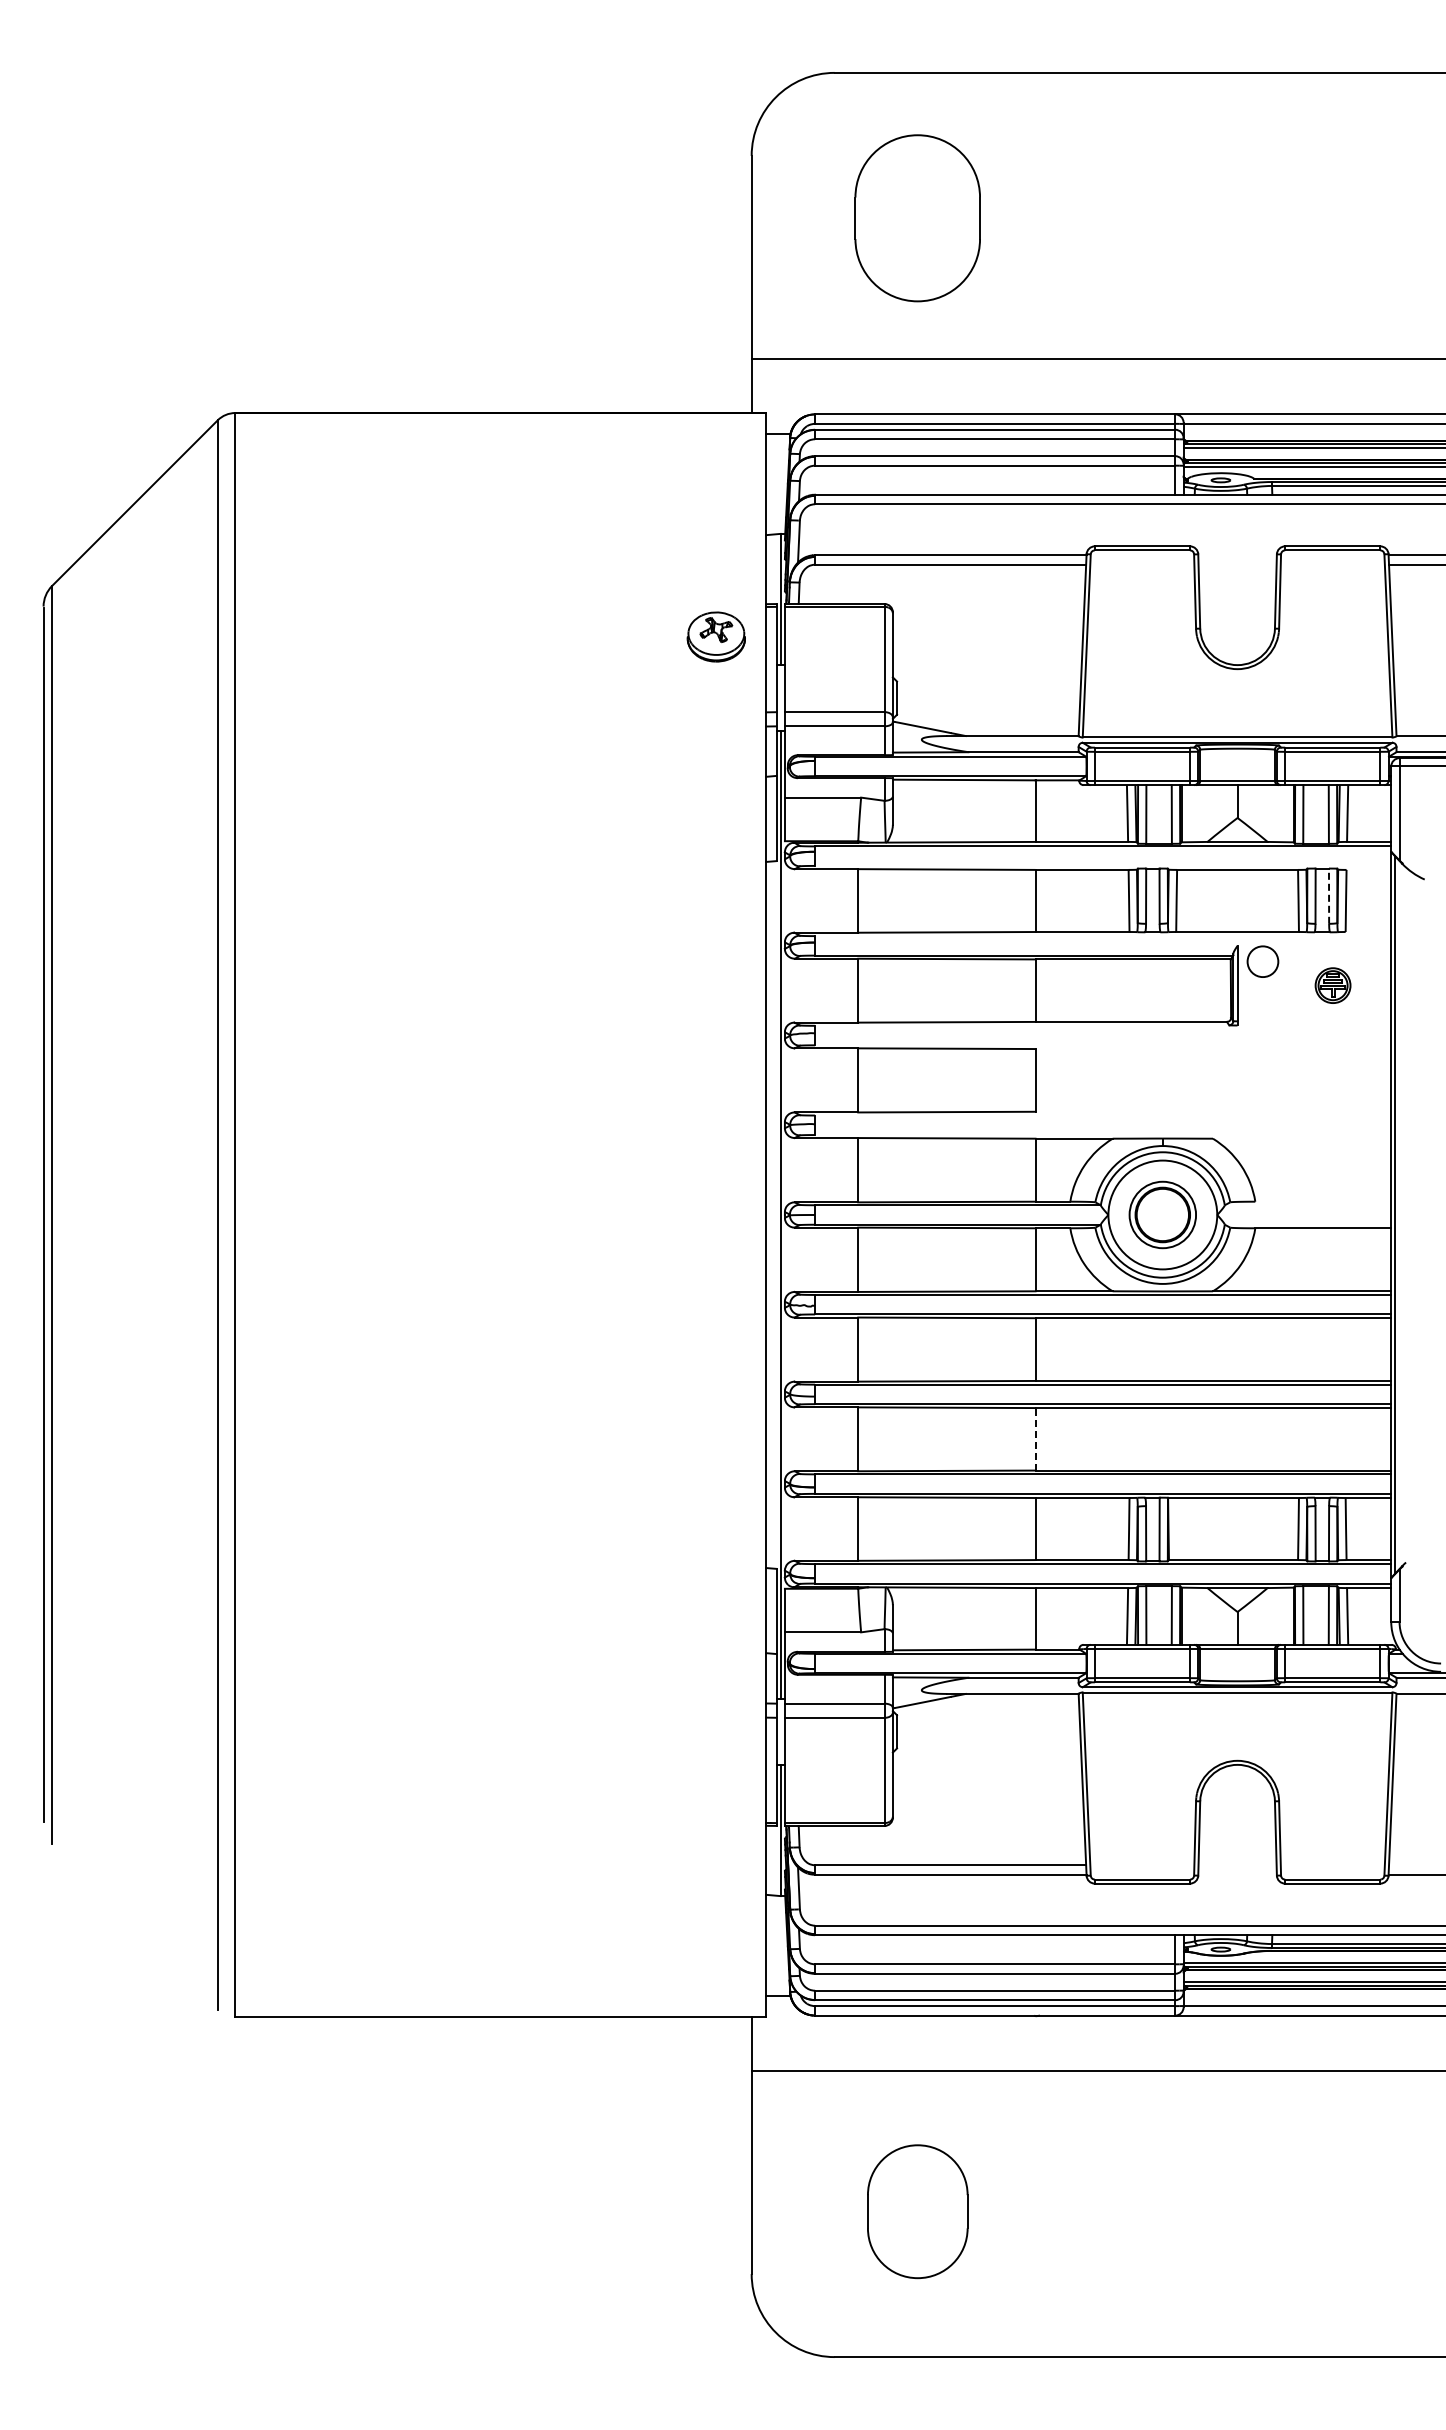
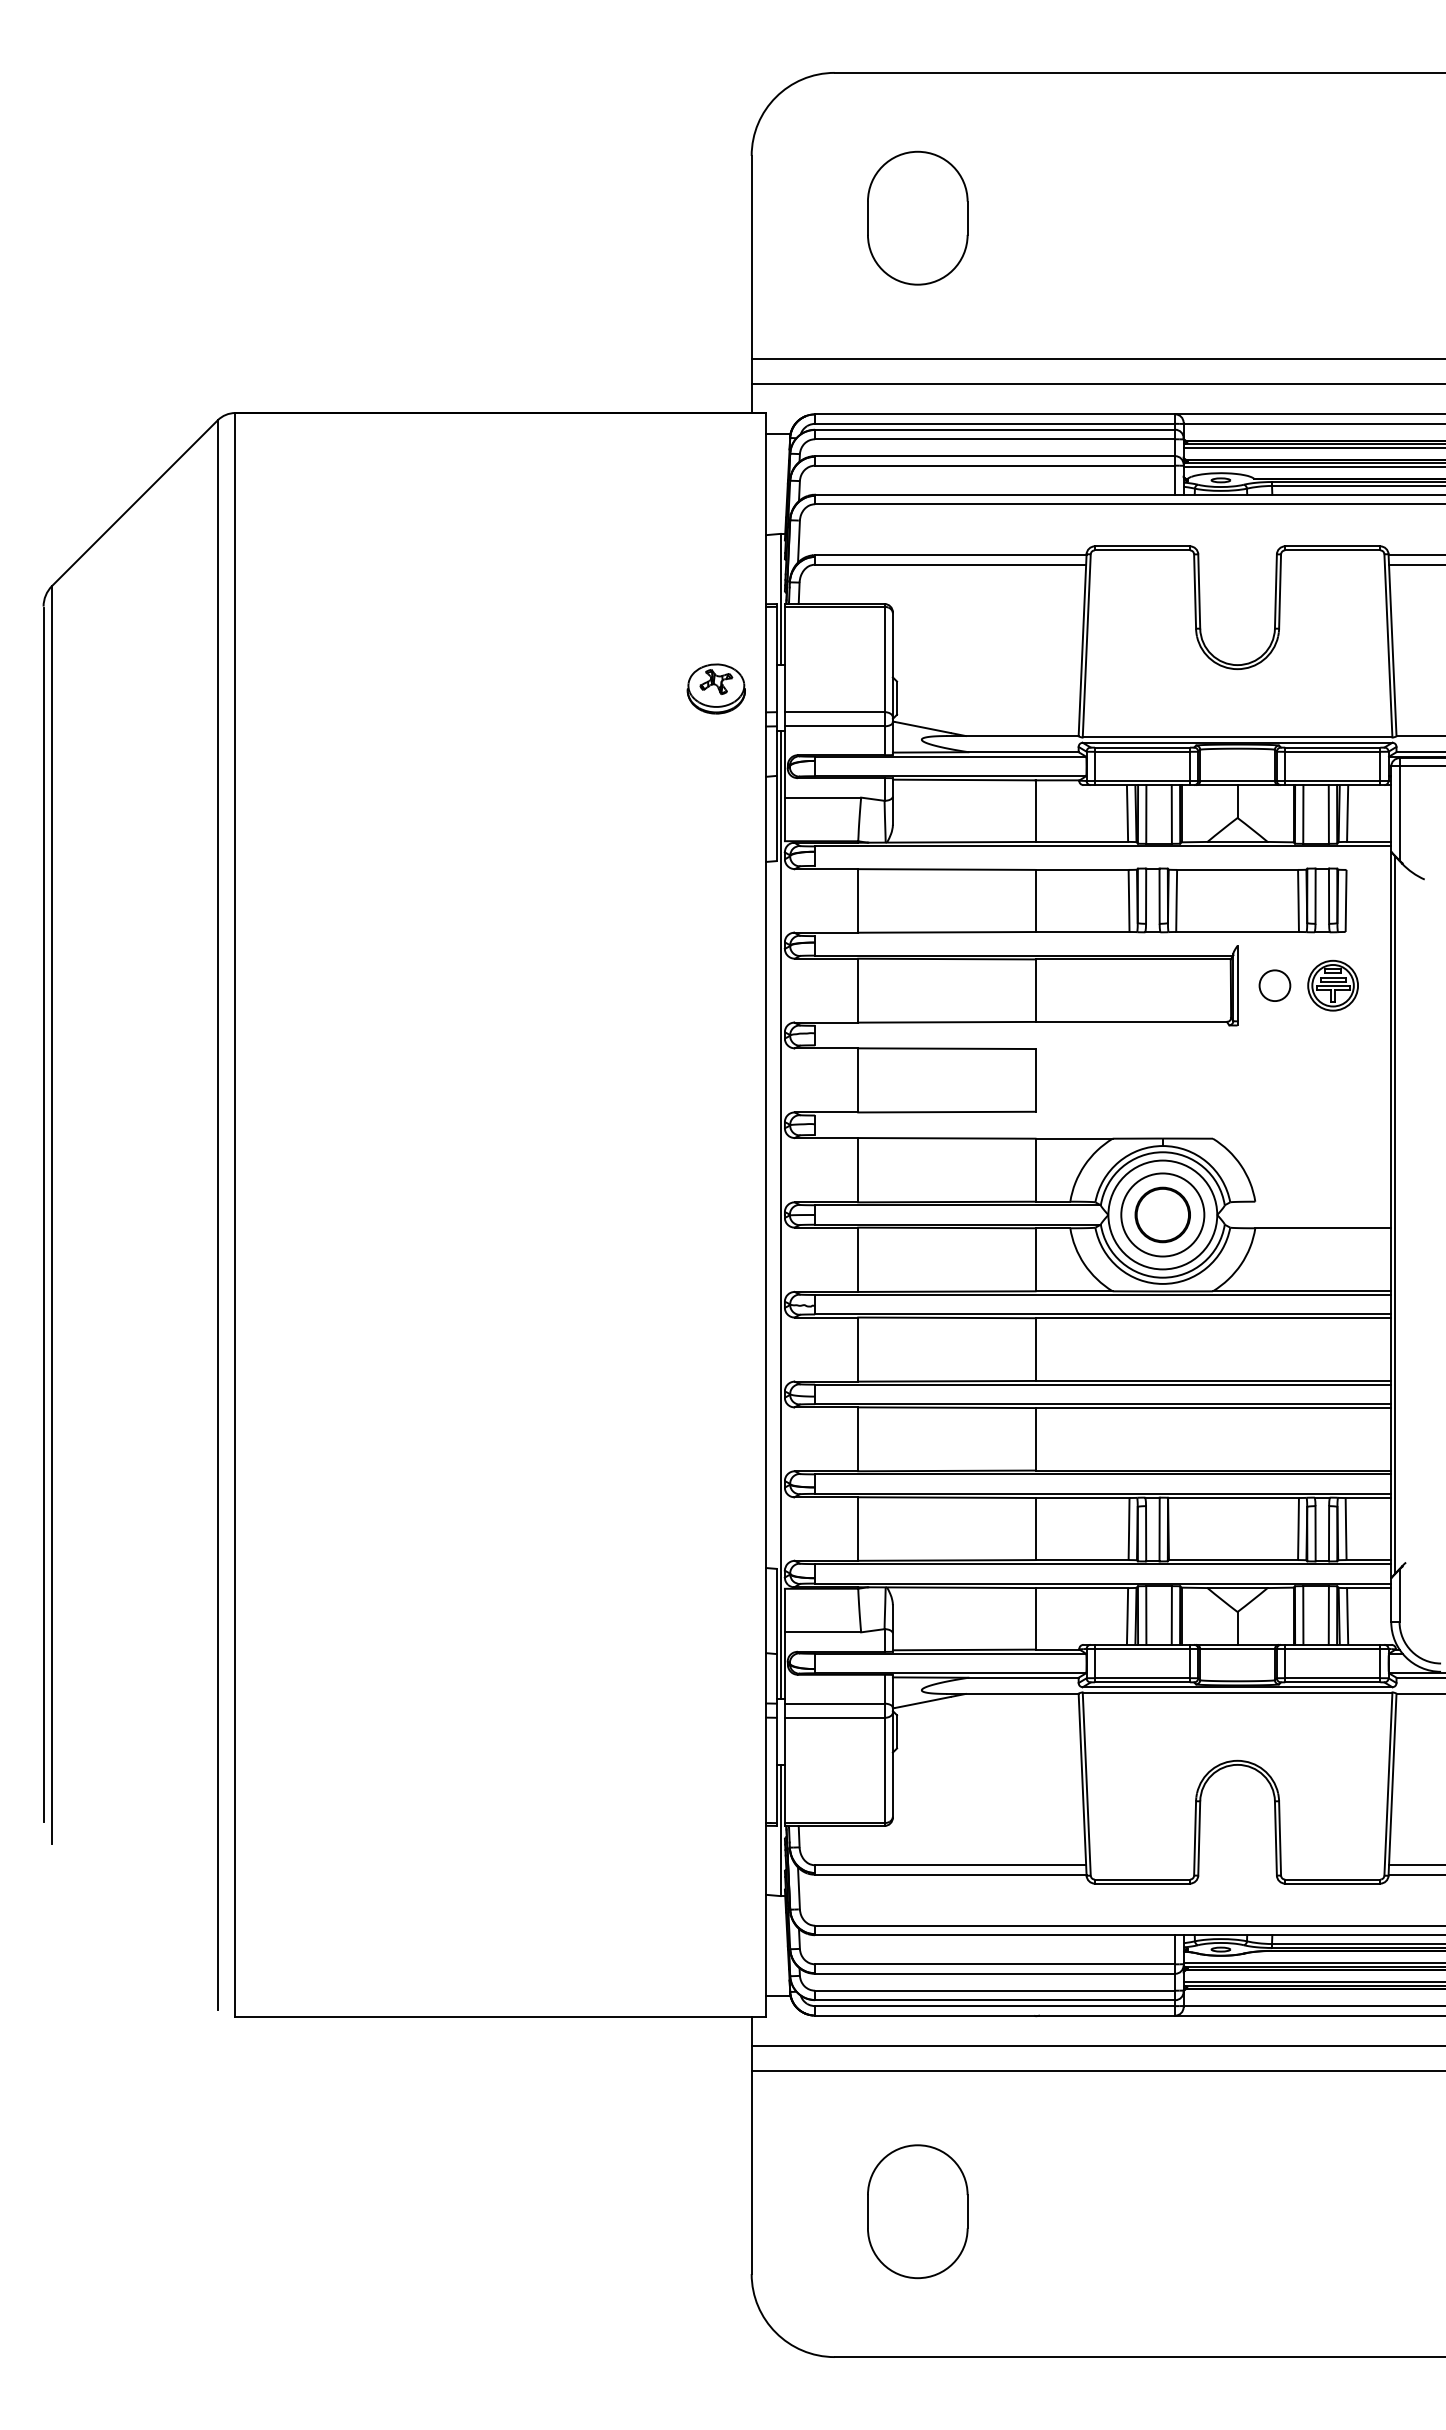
part size: 127x169 px -> 102x136 px (917, 217)
line: none -> present (1096, 384)
part position: (715, 636) -> (715, 688) (715, 688)
line: dashed -> solid (1329, 896)
circle position: (1262, 961) -> (1274, 985) (1274, 985)
part size: 38x37 px -> 52x53 px (1332, 985)
circle diameter: 66 px -> 83 px (1162, 1214)
line: dashed -> solid (1035, 1438)
line: none -> present (1415, 1865)
line: none -> present (1096, 2045)
